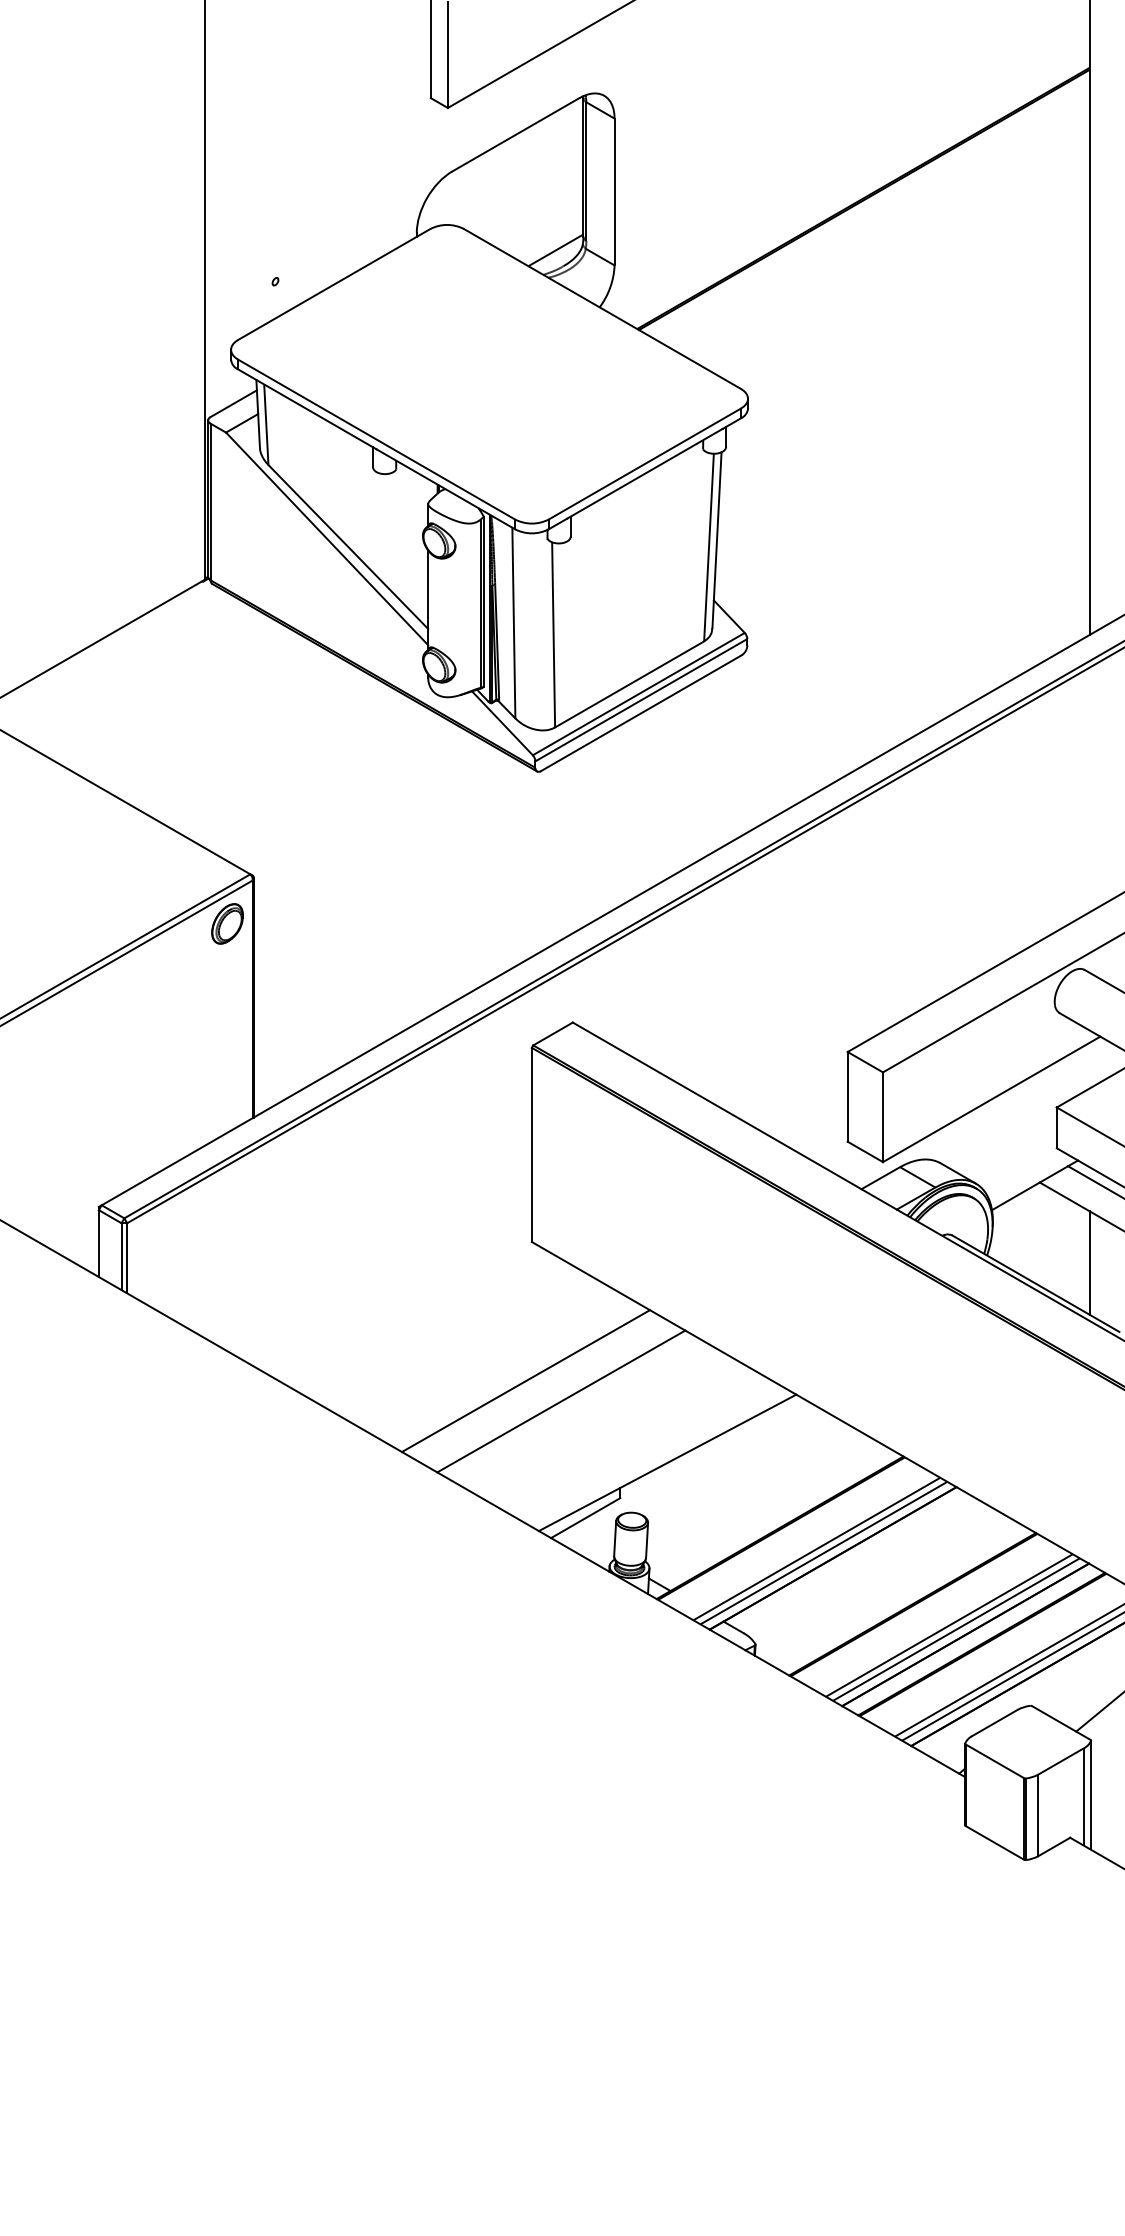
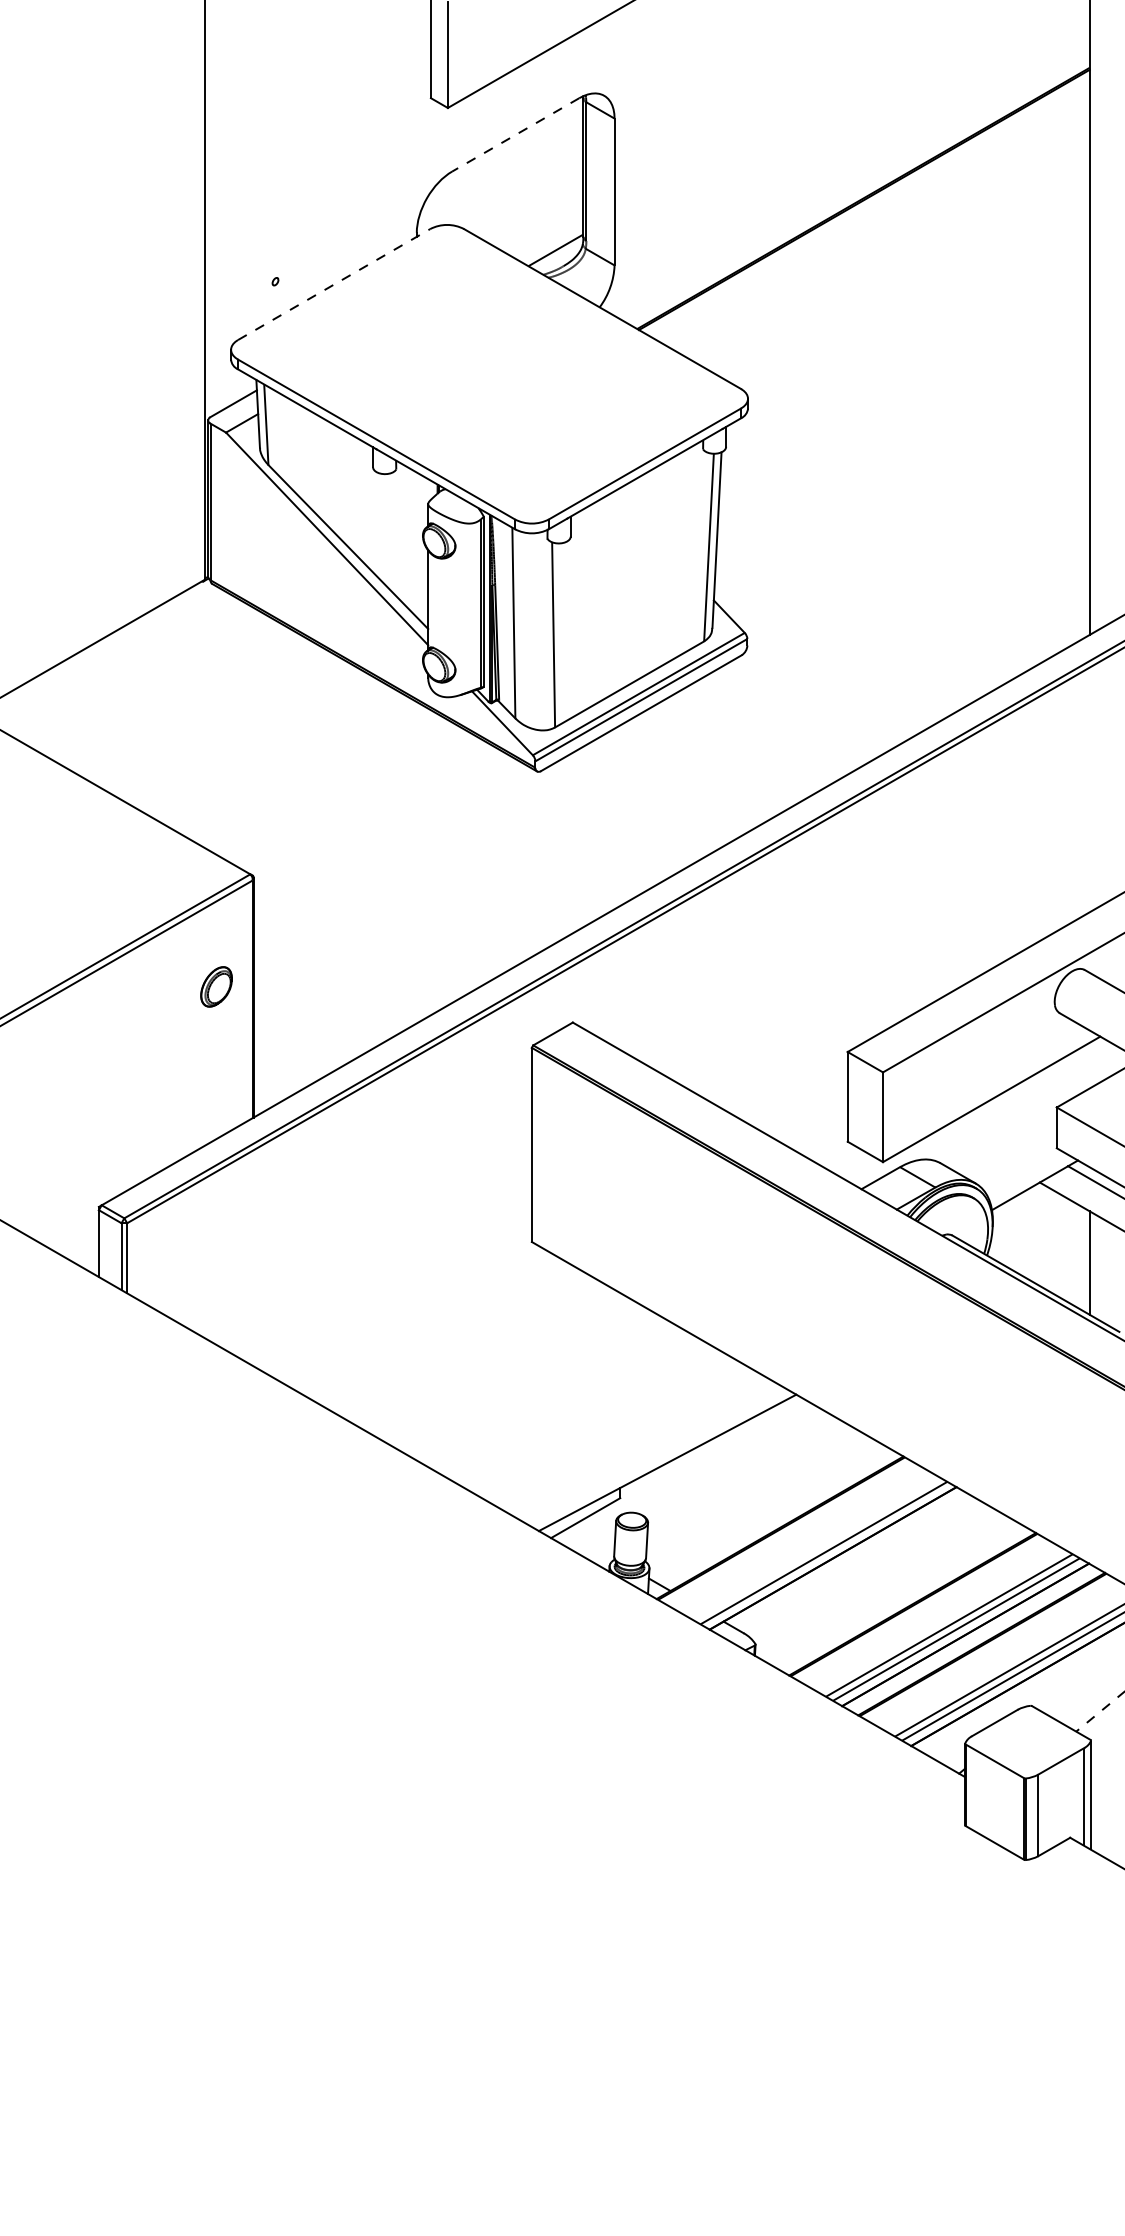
line: solid -> dashed (515, 135)
line: solid -> dashed (334, 284)
part position: (227, 923) -> (216, 986) (216, 986)
line: present -> none (525, 1381)
line: present -> none (561, 1401)
line: present -> none (816, 1548)
line: solid -> dashed (1100, 1711)
